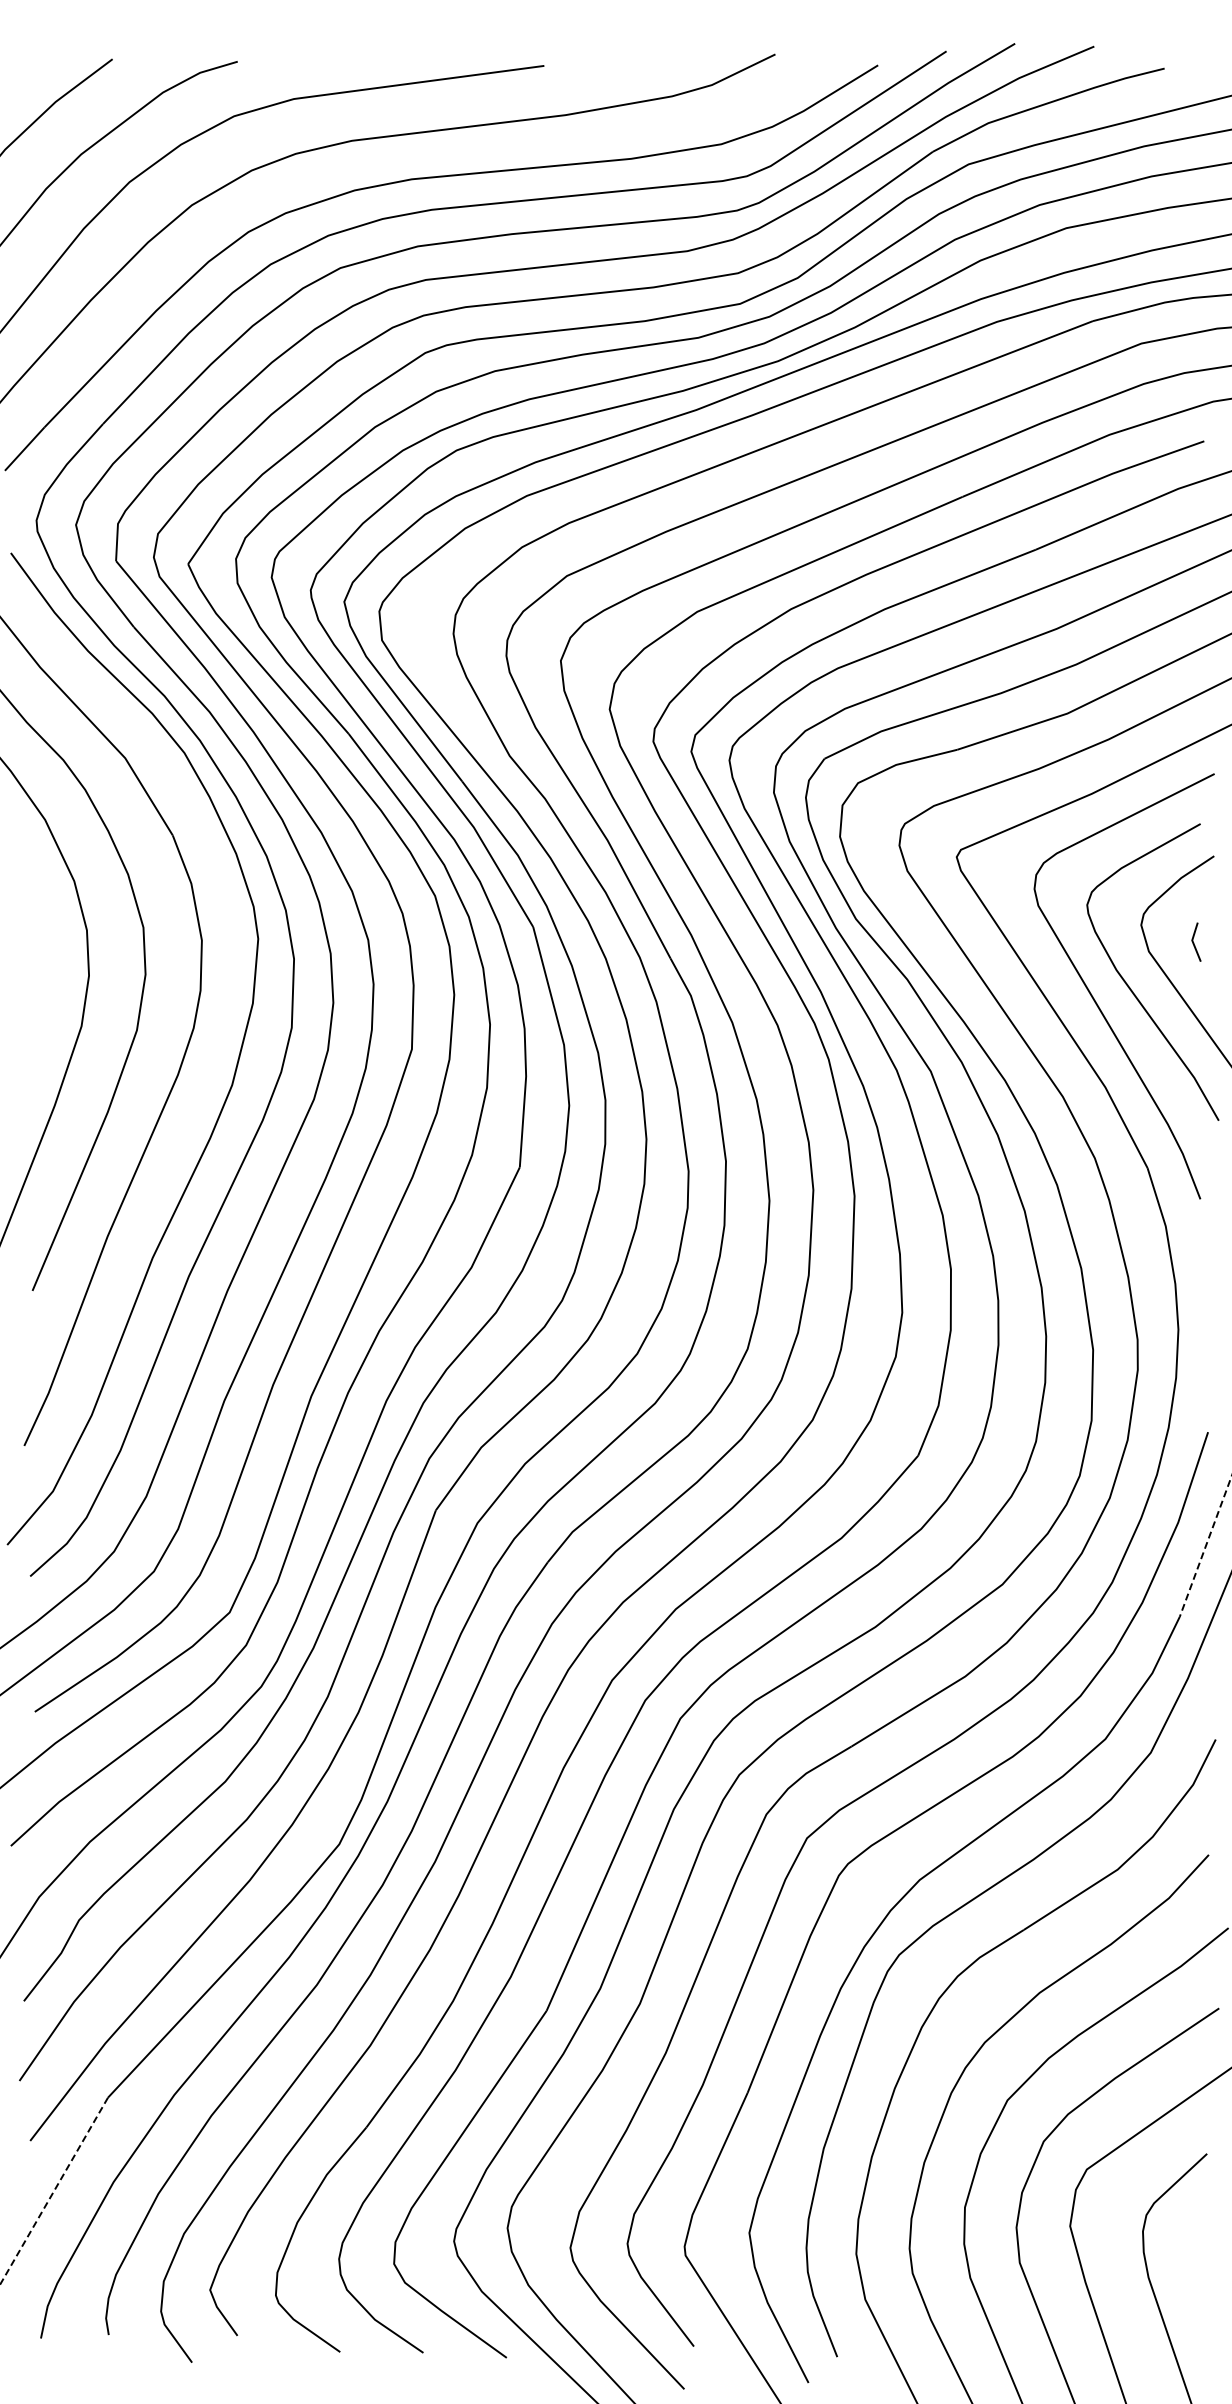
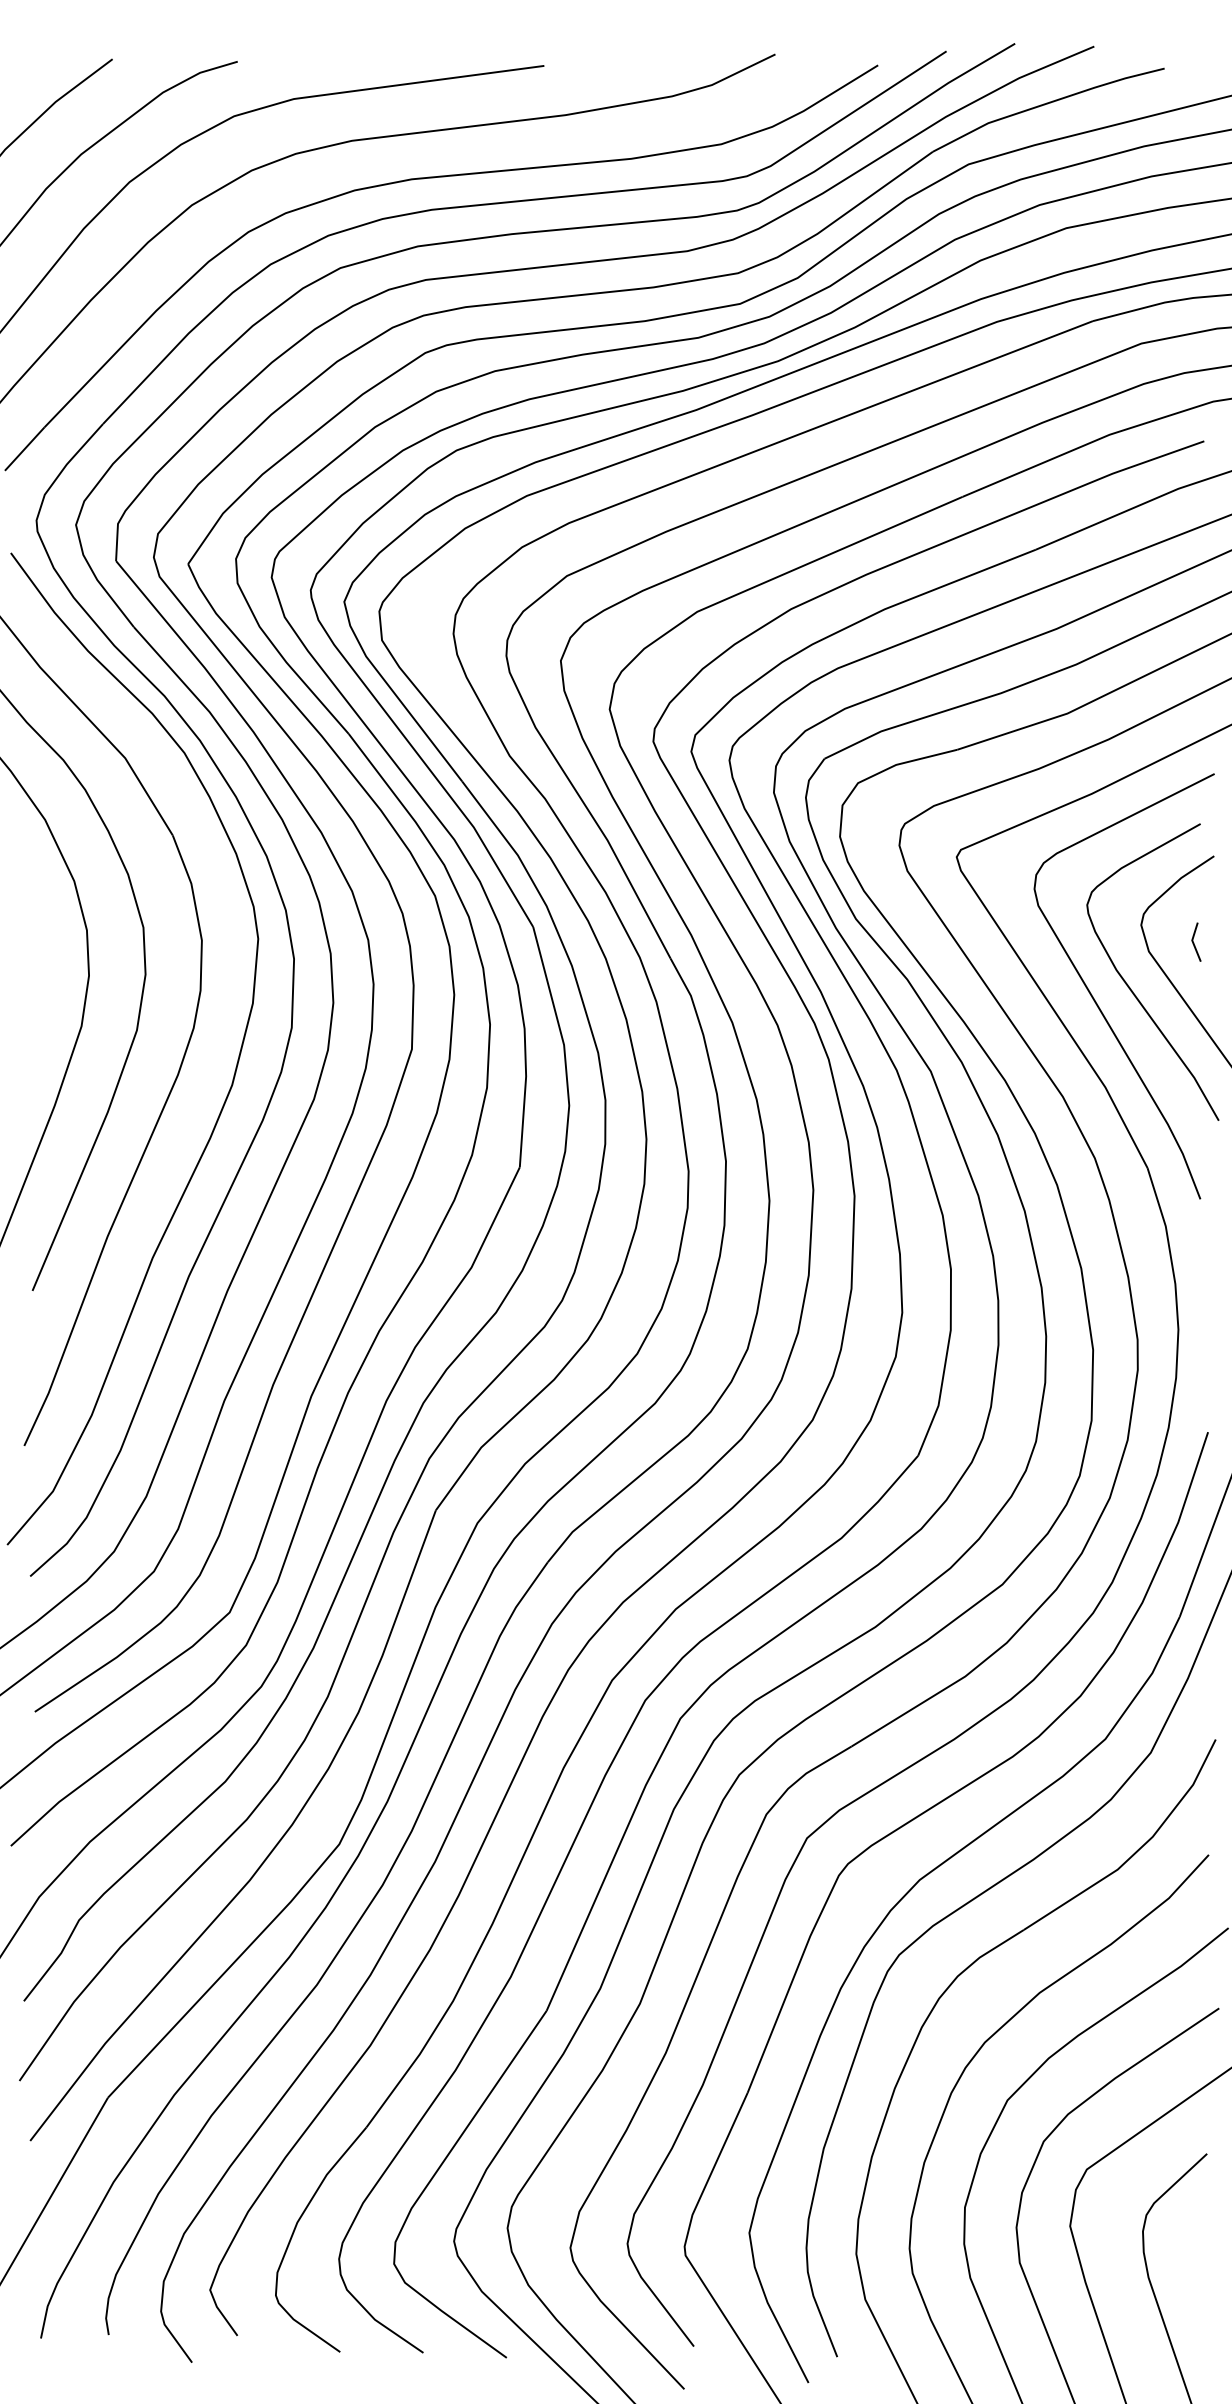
line: dashed -> solid (1205, 1546)
line: dashed -> solid (54, 2190)
